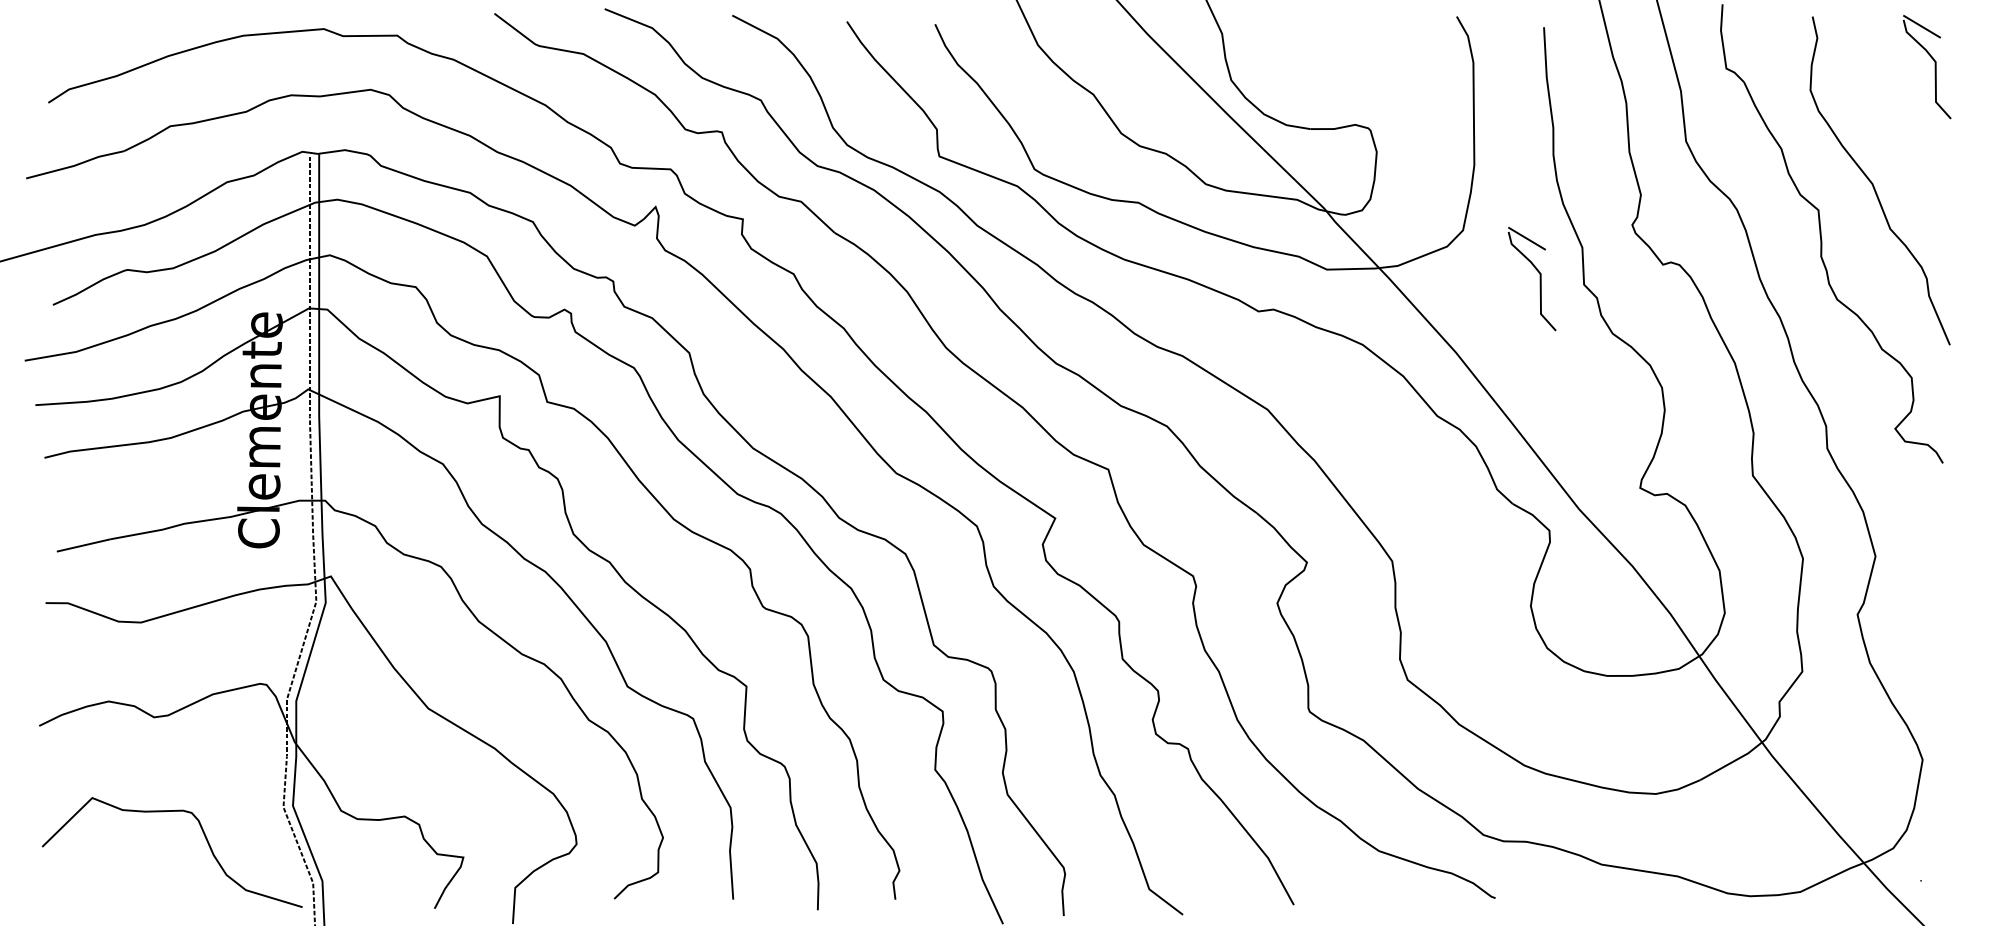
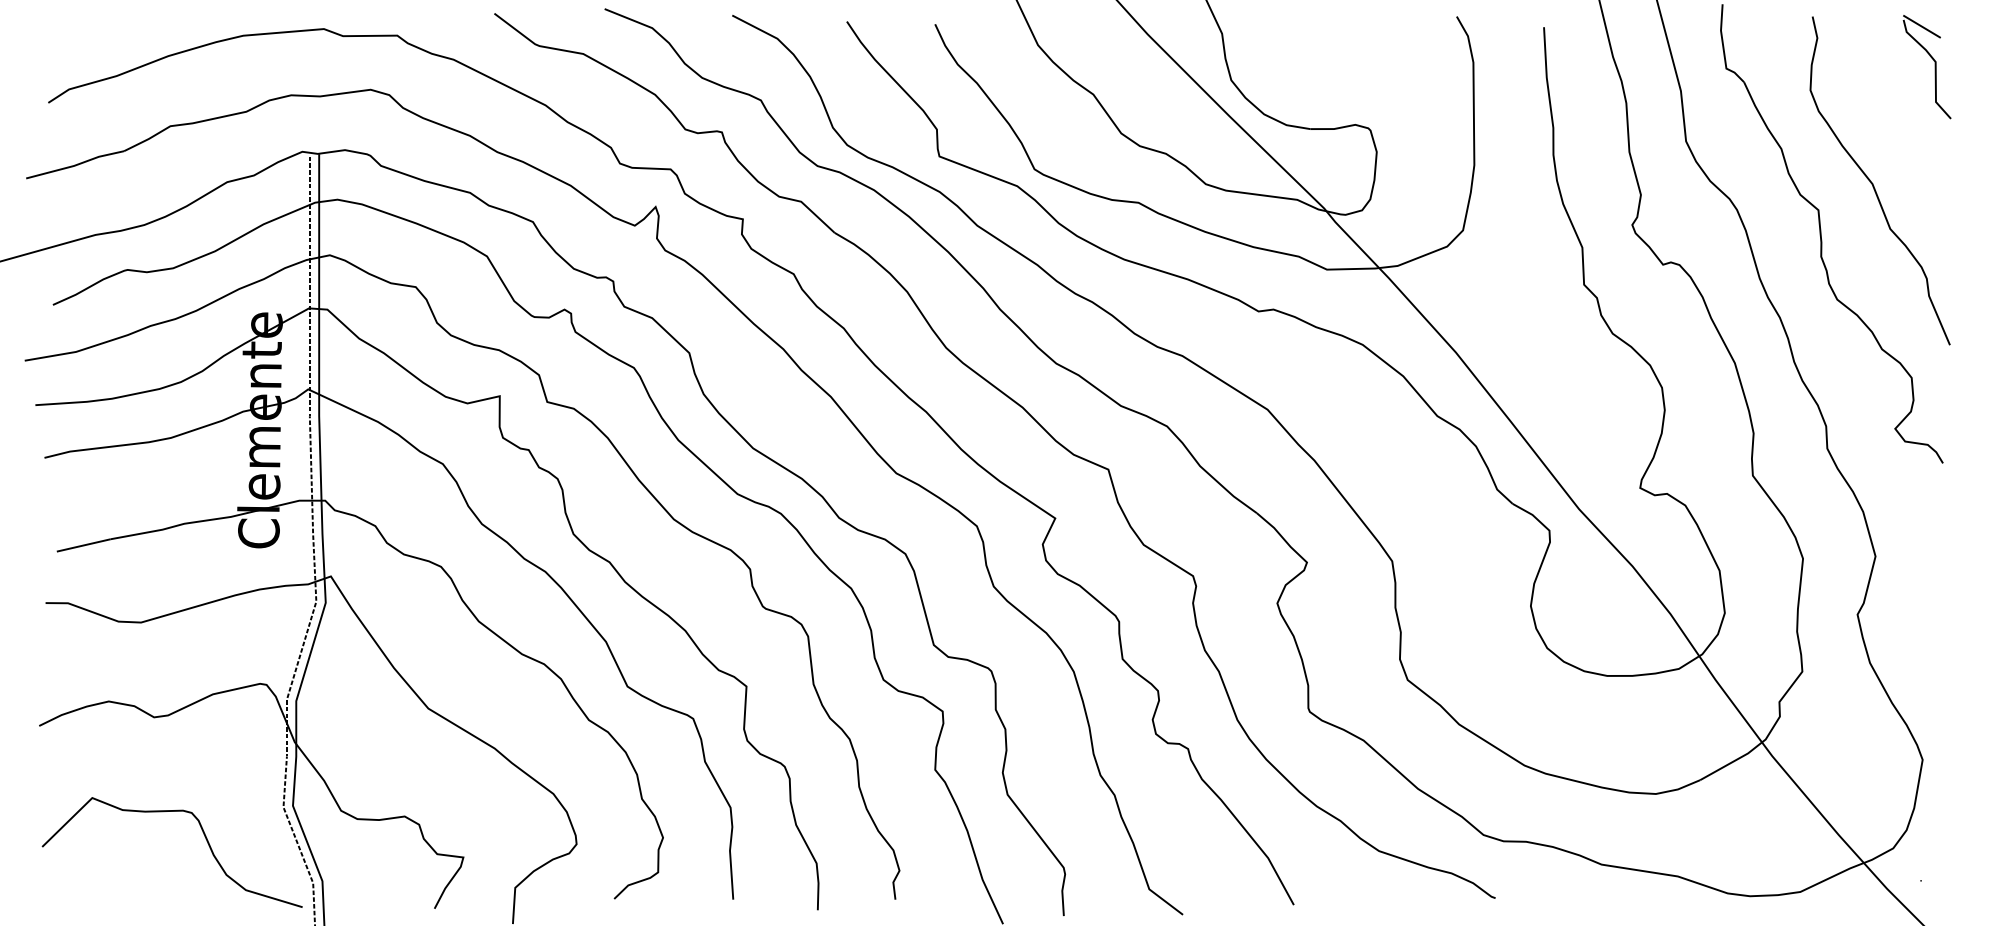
part: present -> none (1539, 279)
